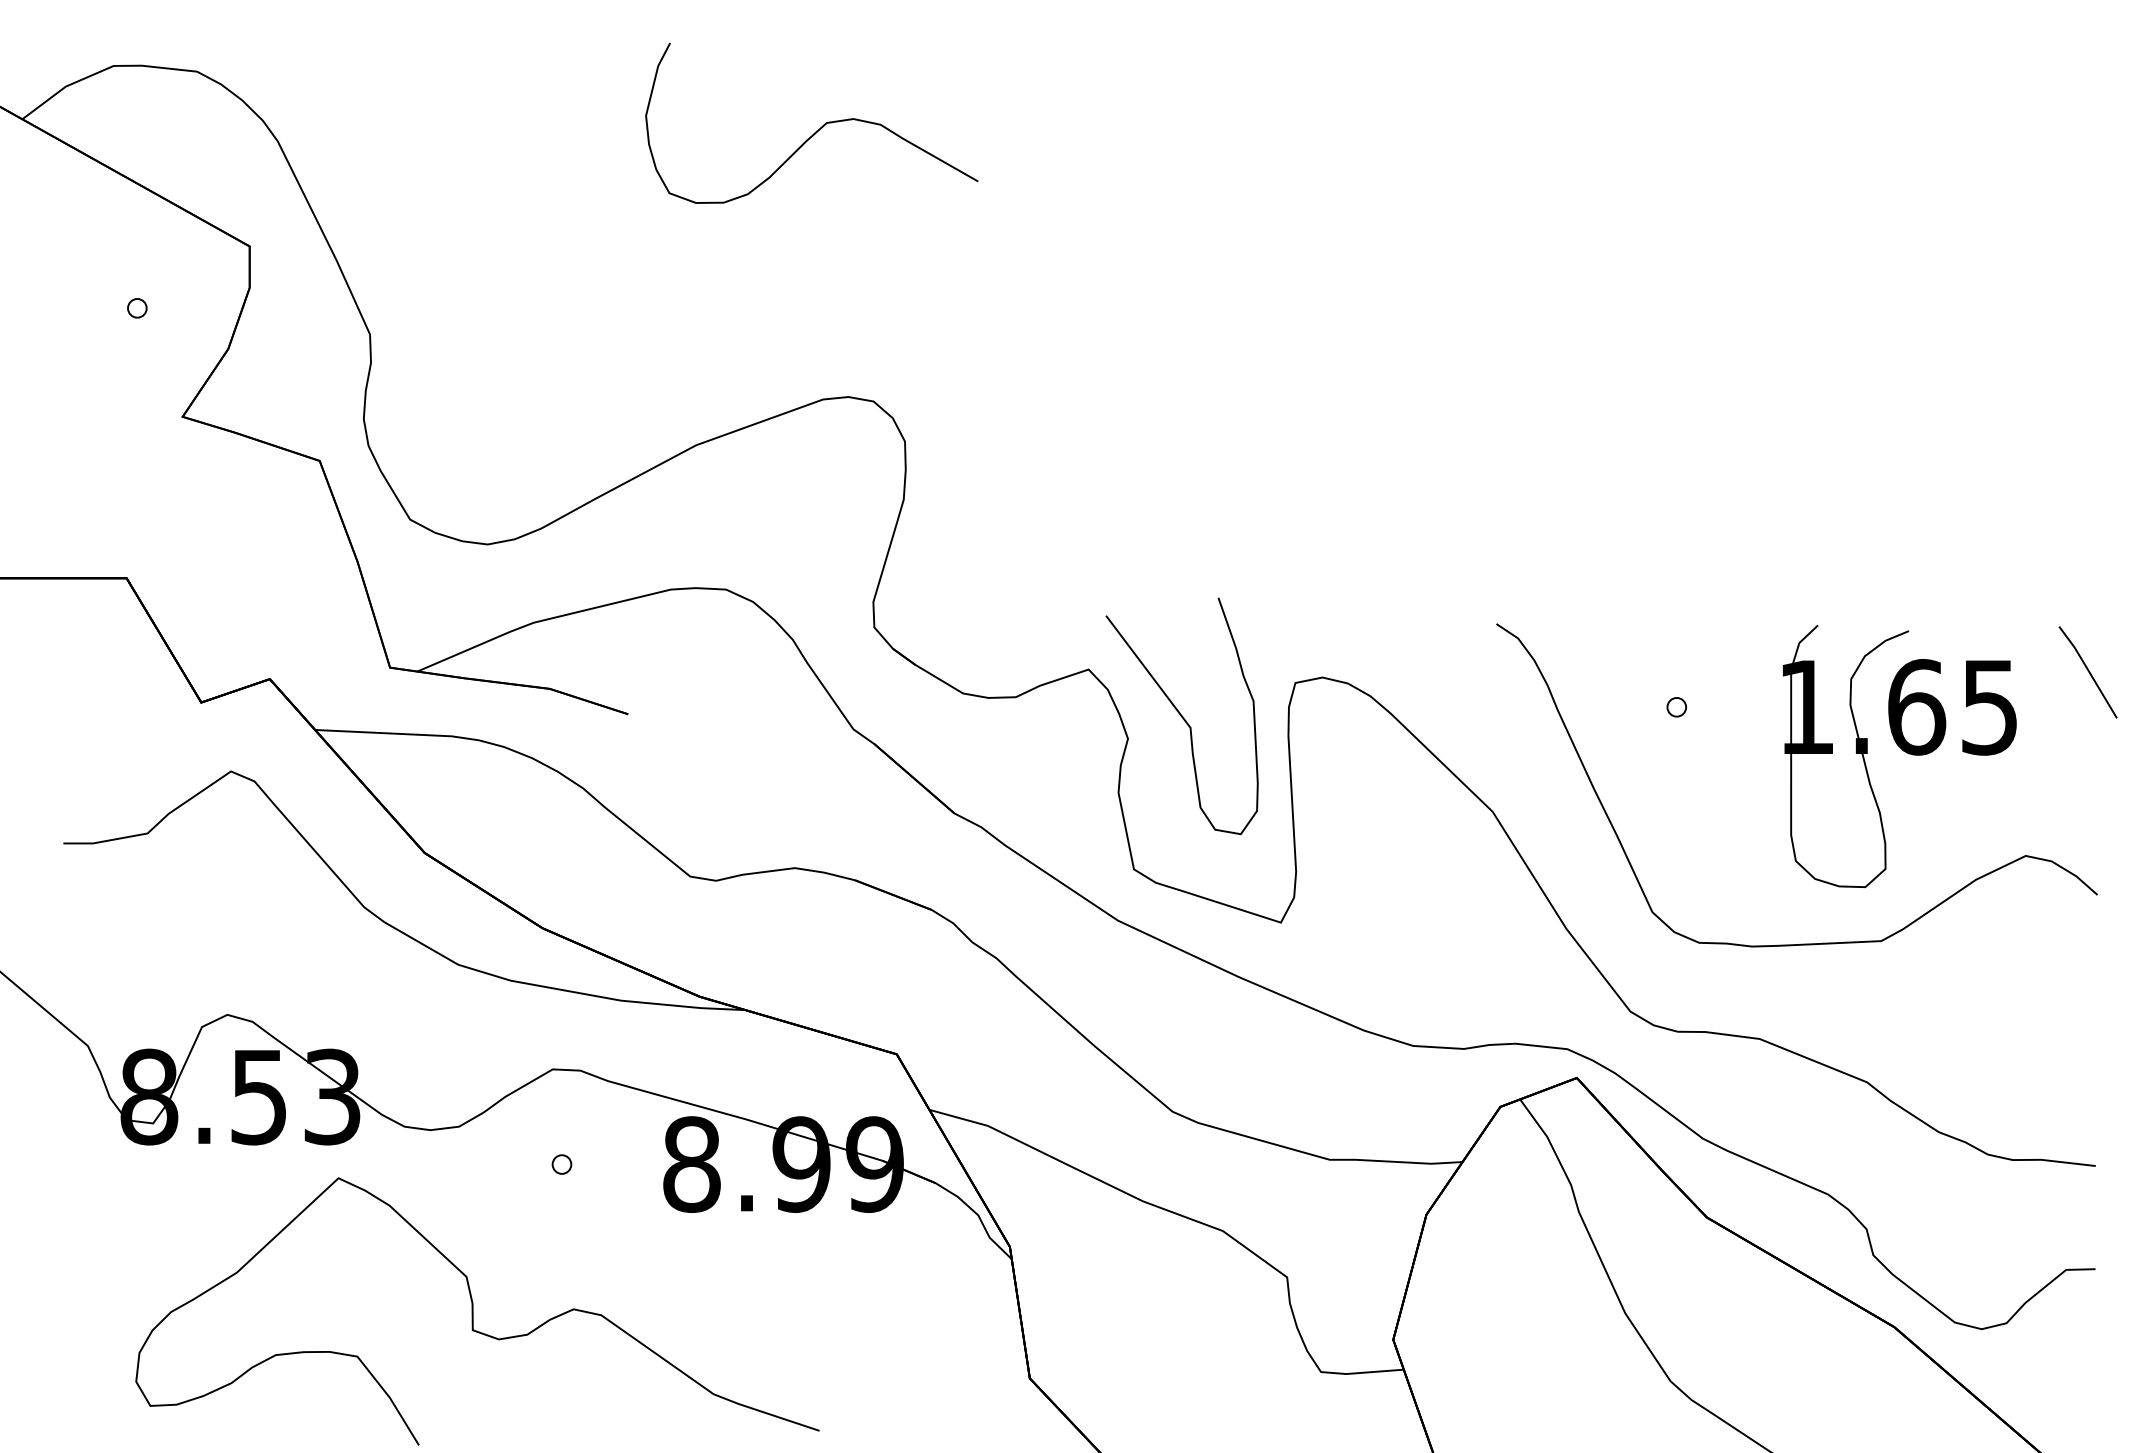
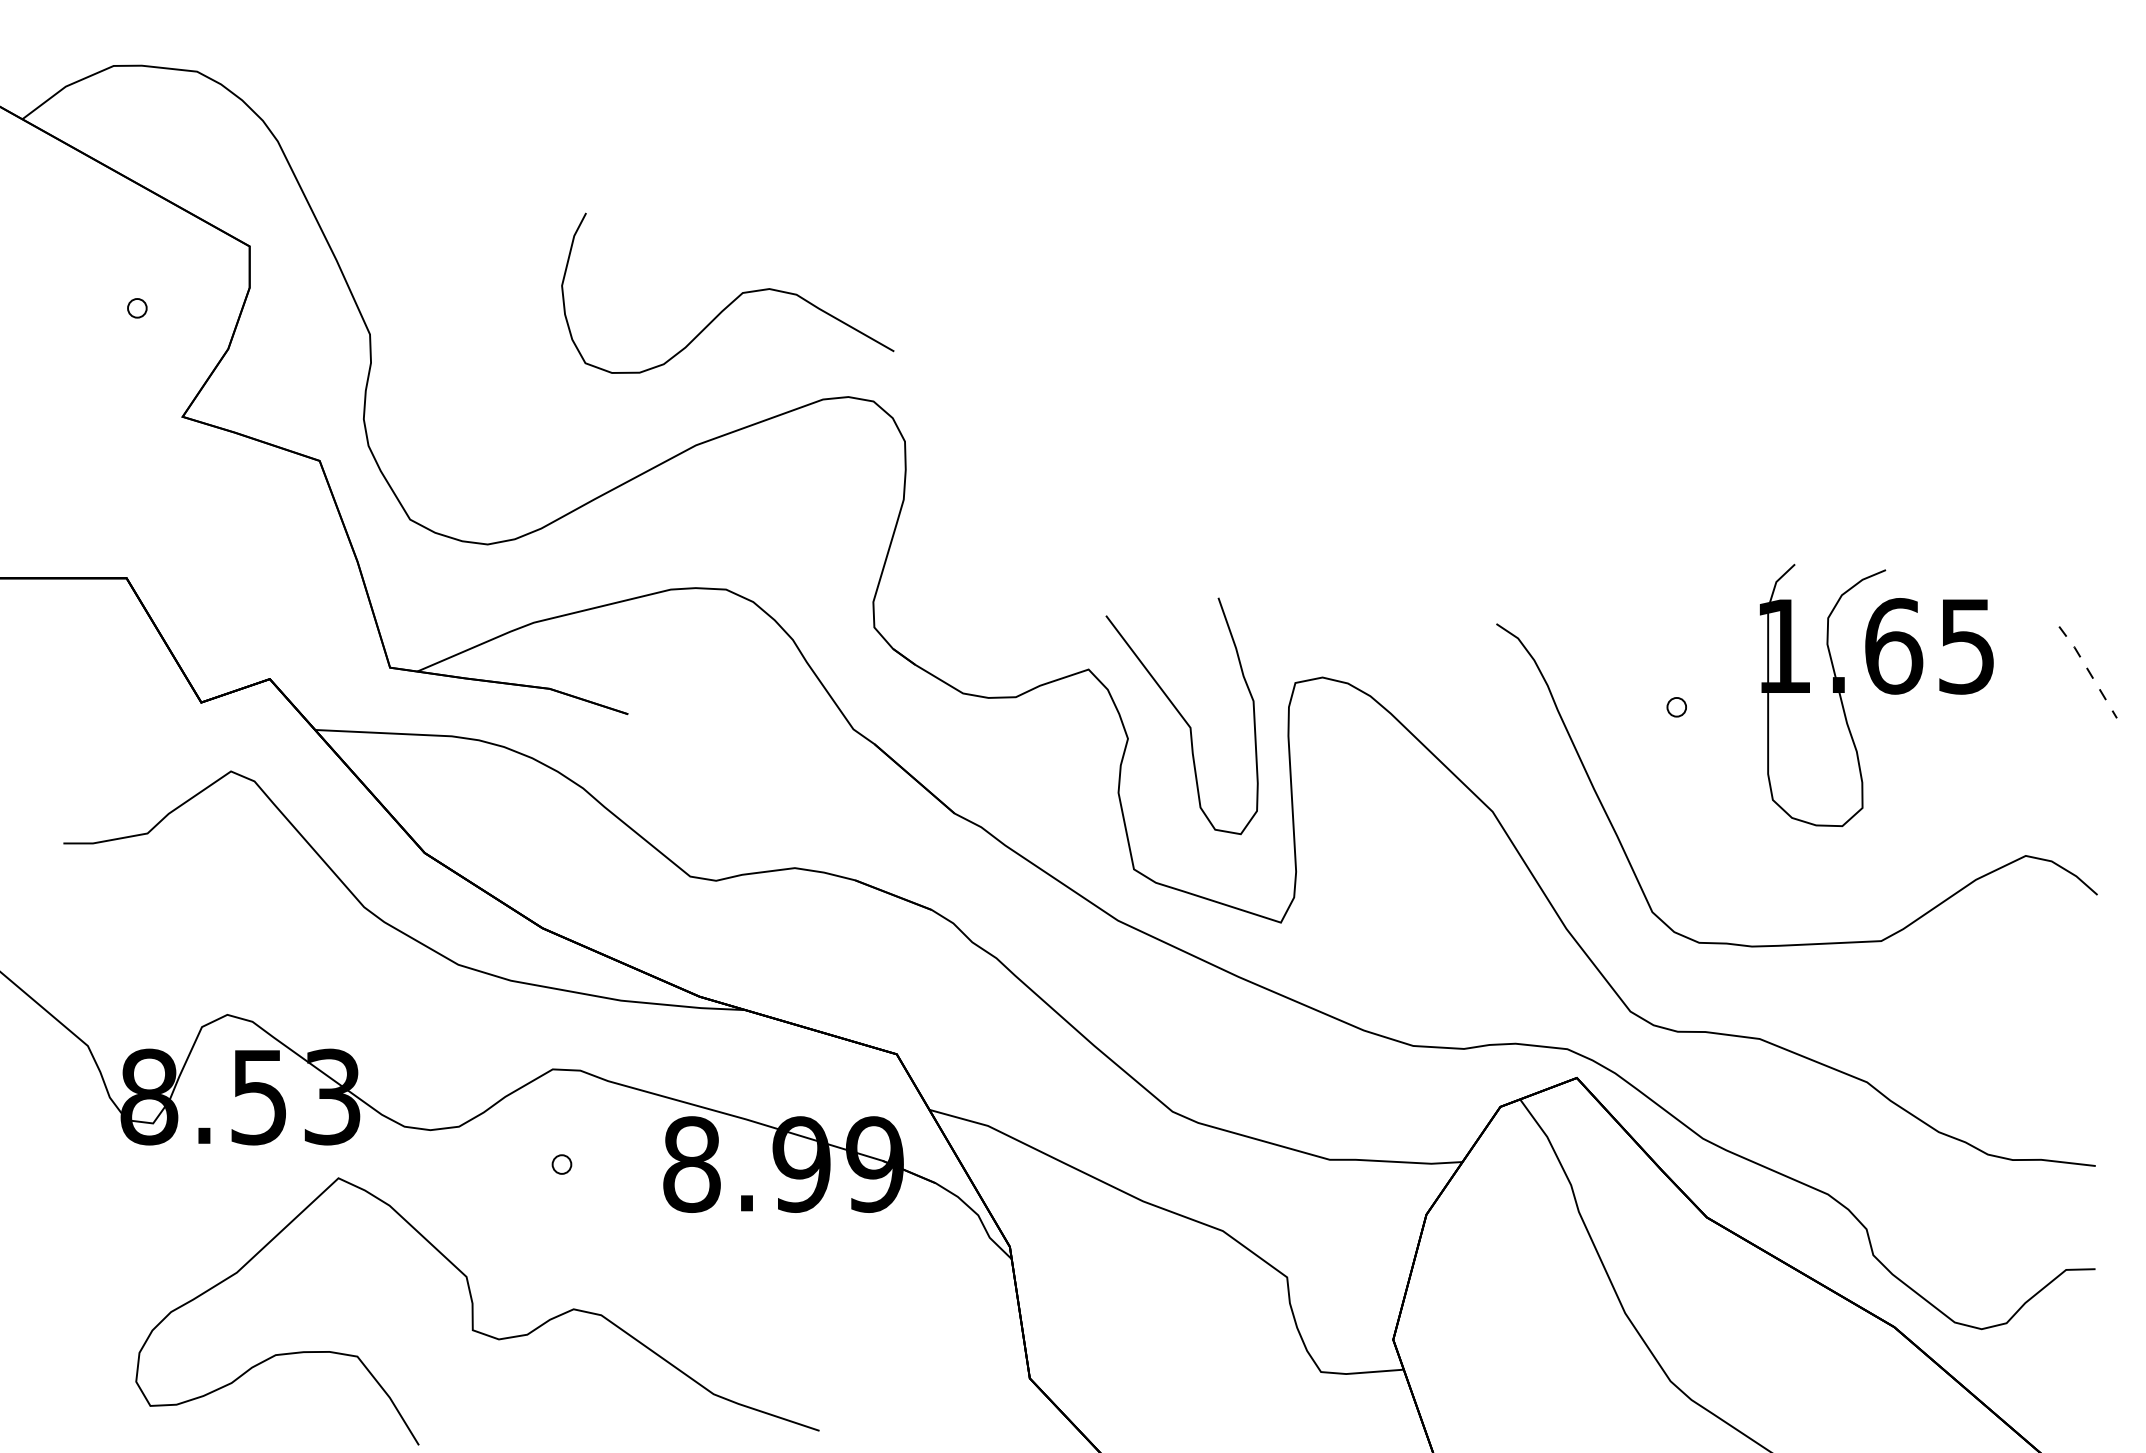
curve position: (816, 130) -> (732, 300) (732, 300)
line: solid -> dashed (2088, 671)
part position: (1899, 755) -> (1876, 694) (1876, 694)
